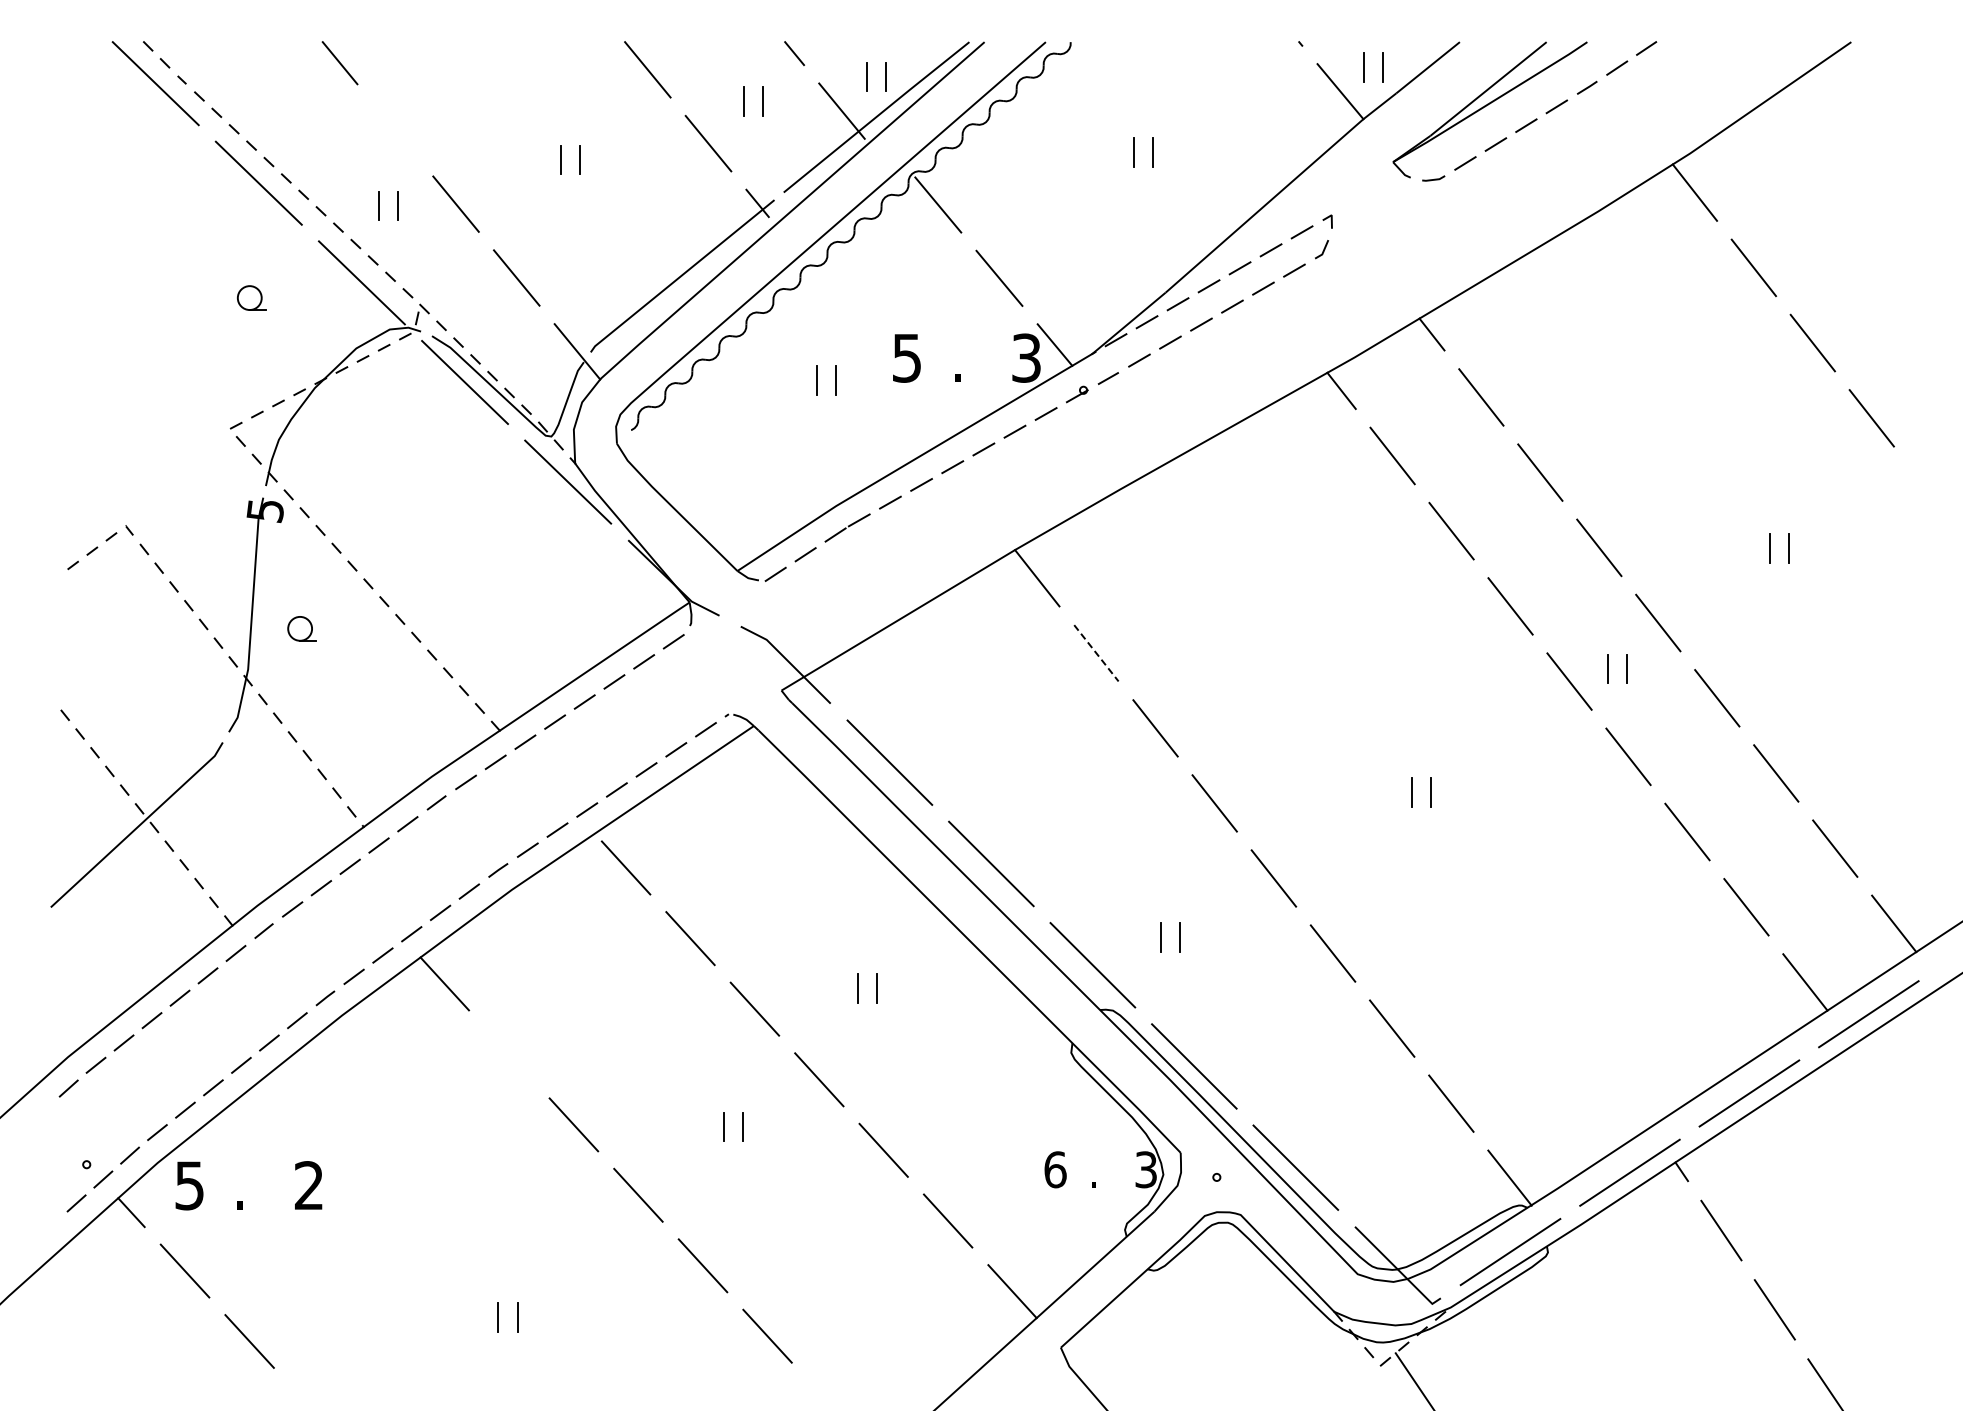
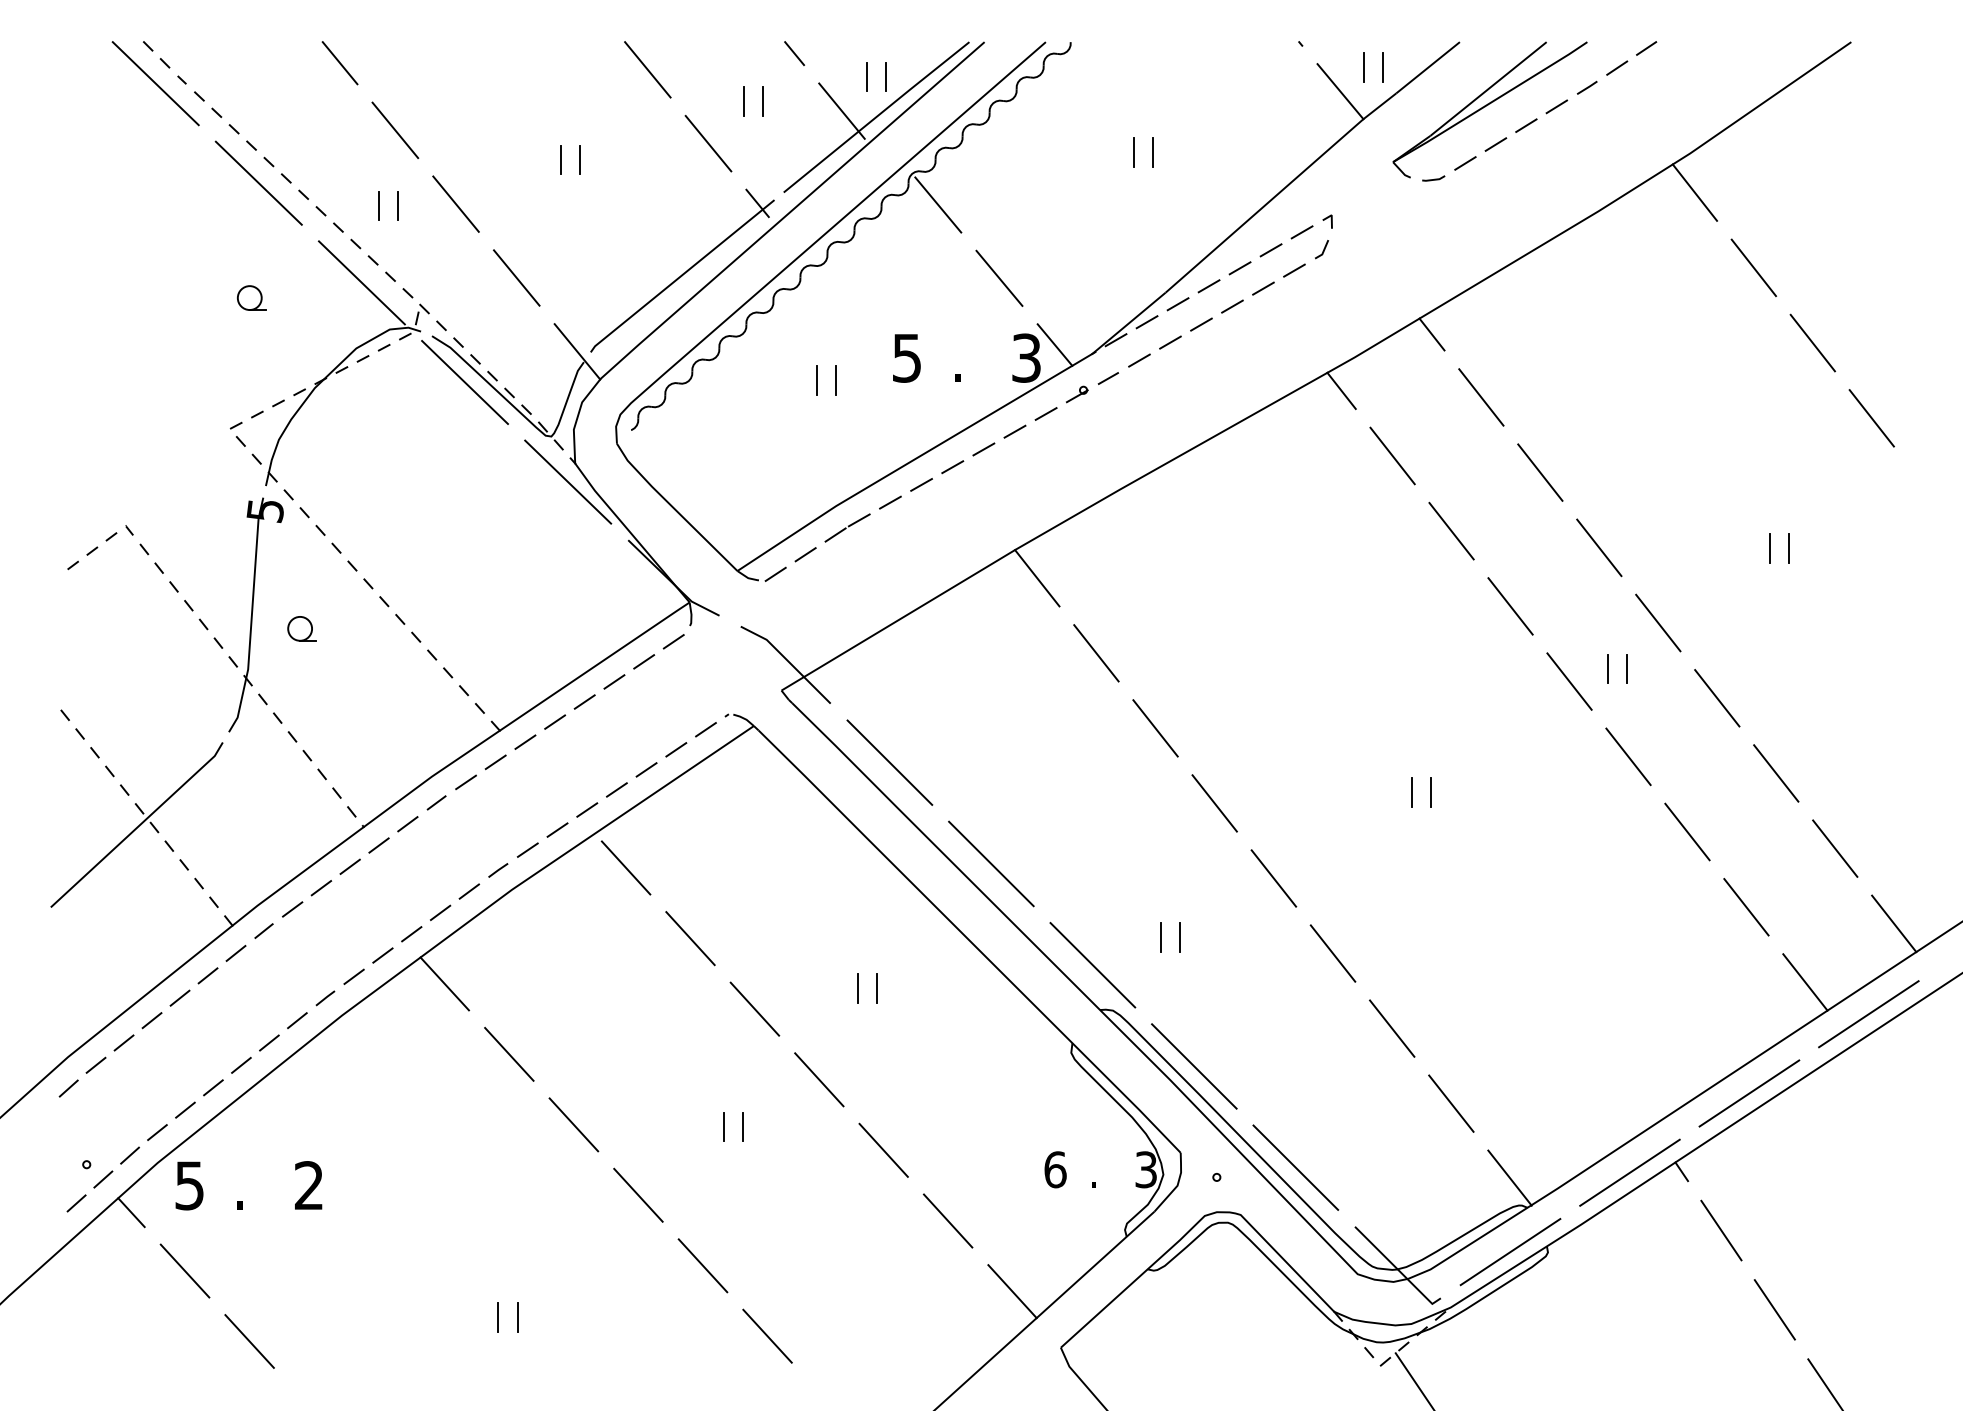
line: none -> present (395, 130)
line: dashed -> solid (1096, 653)
line: none -> present (509, 1053)
